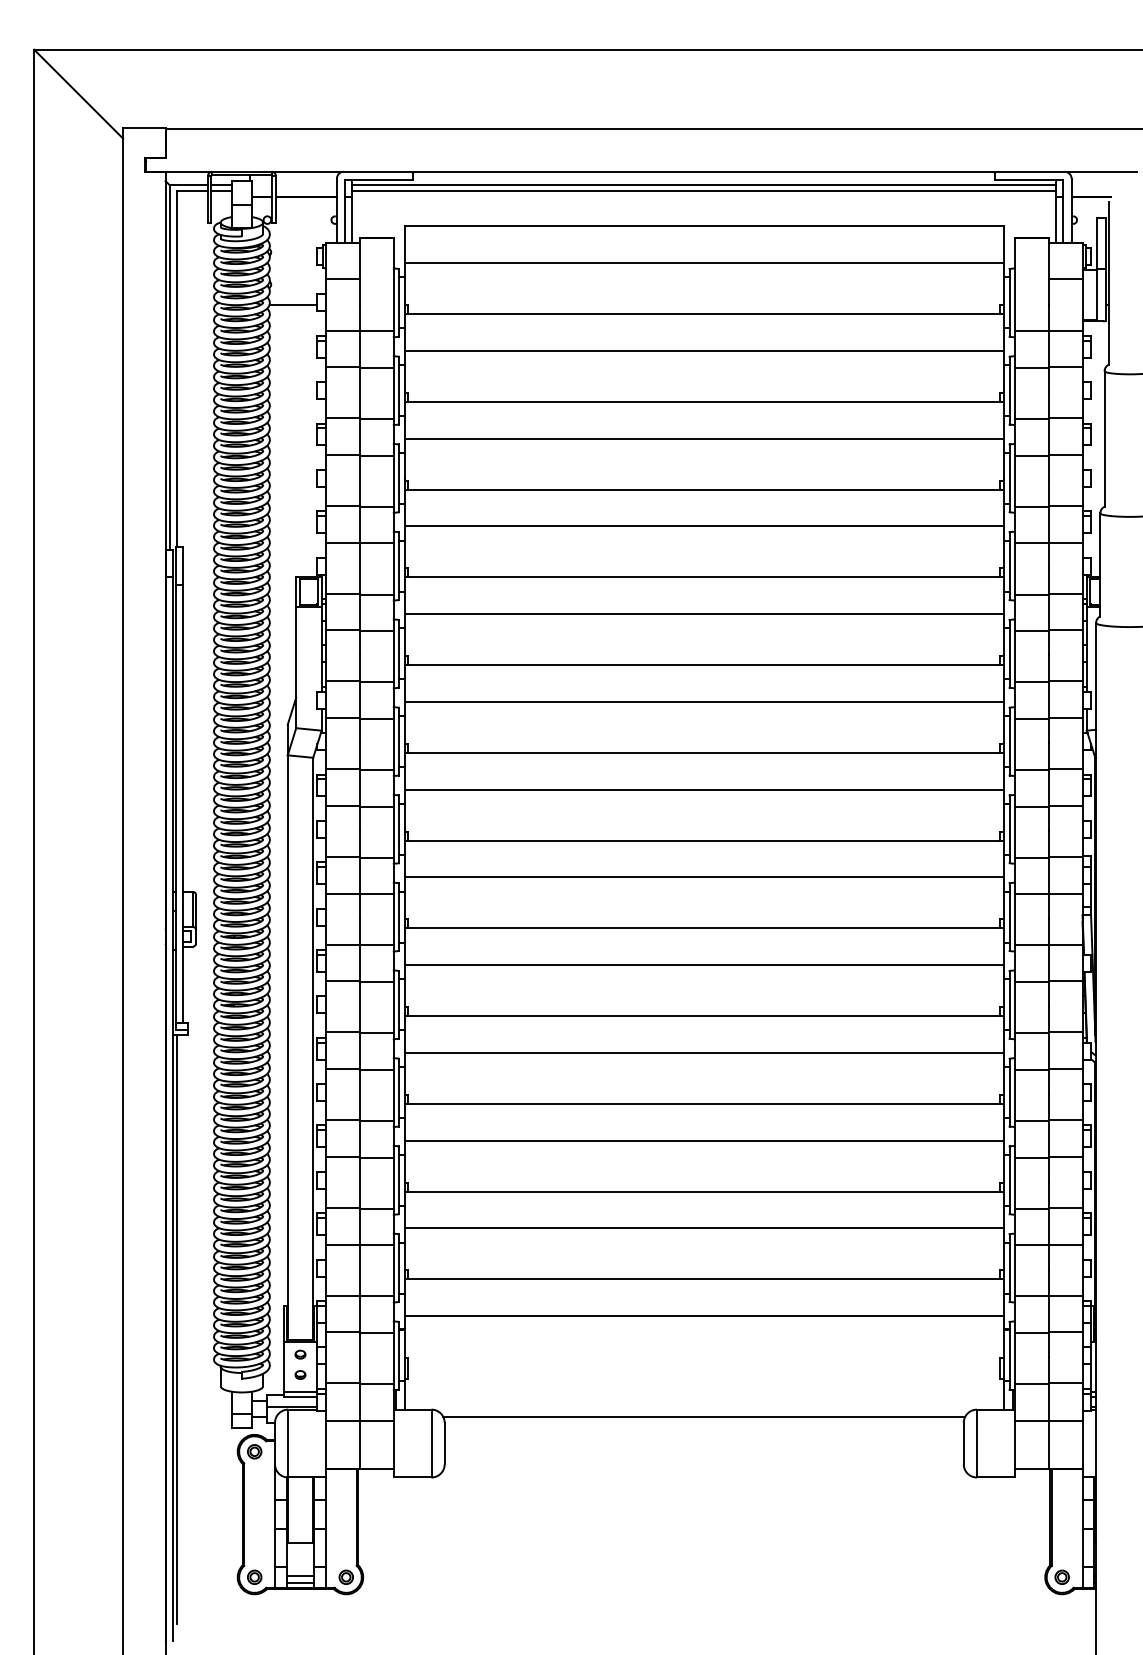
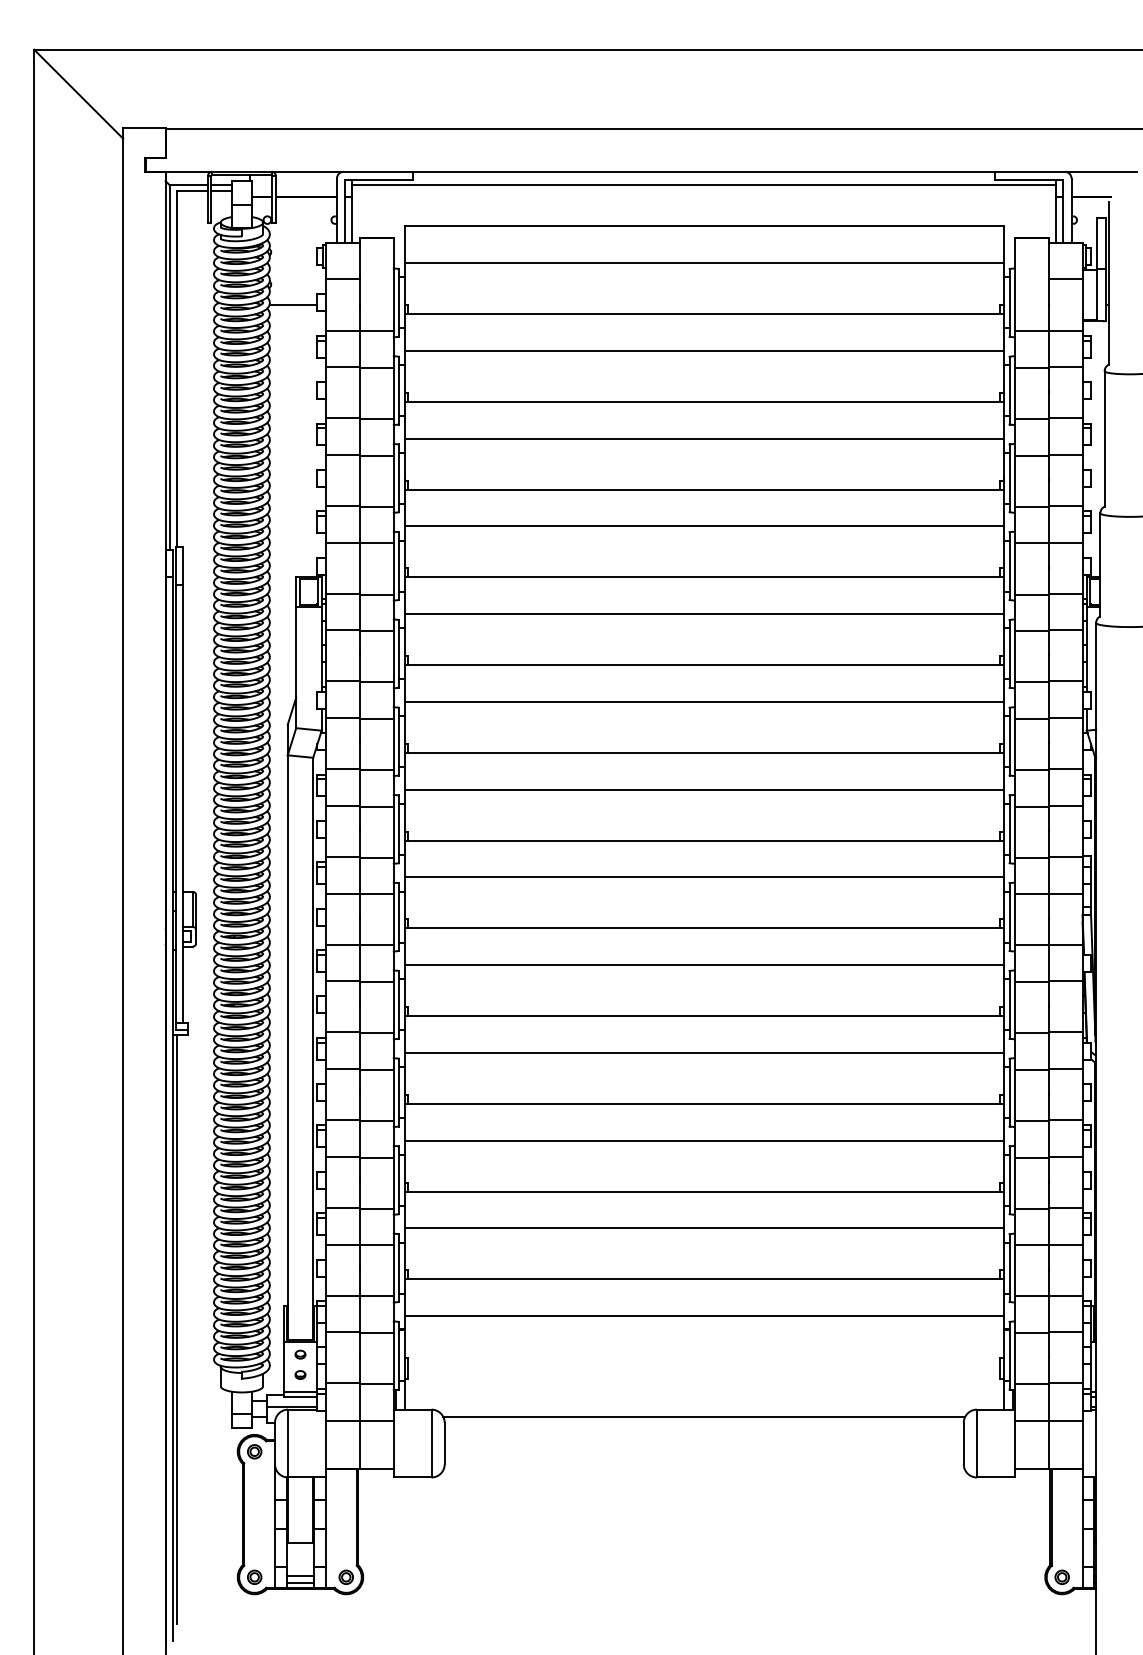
line: present -> none (704, 191)
